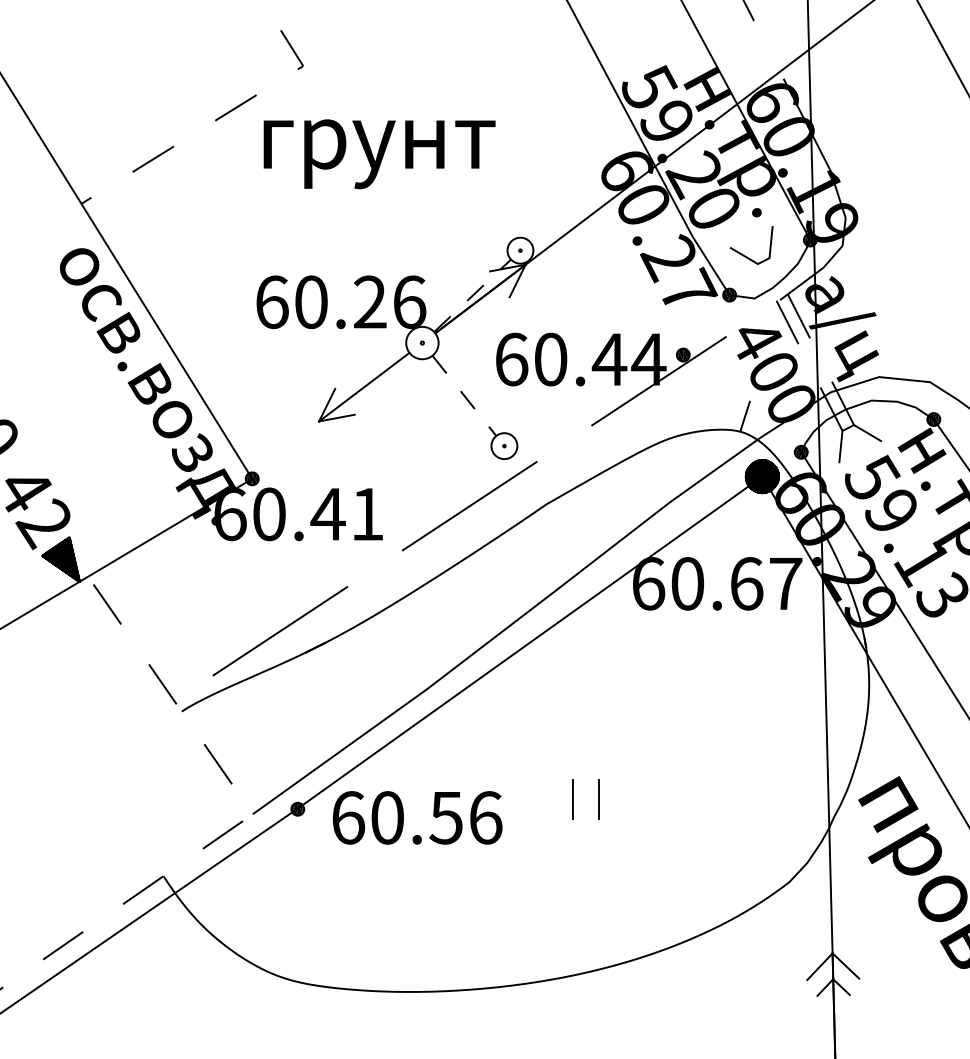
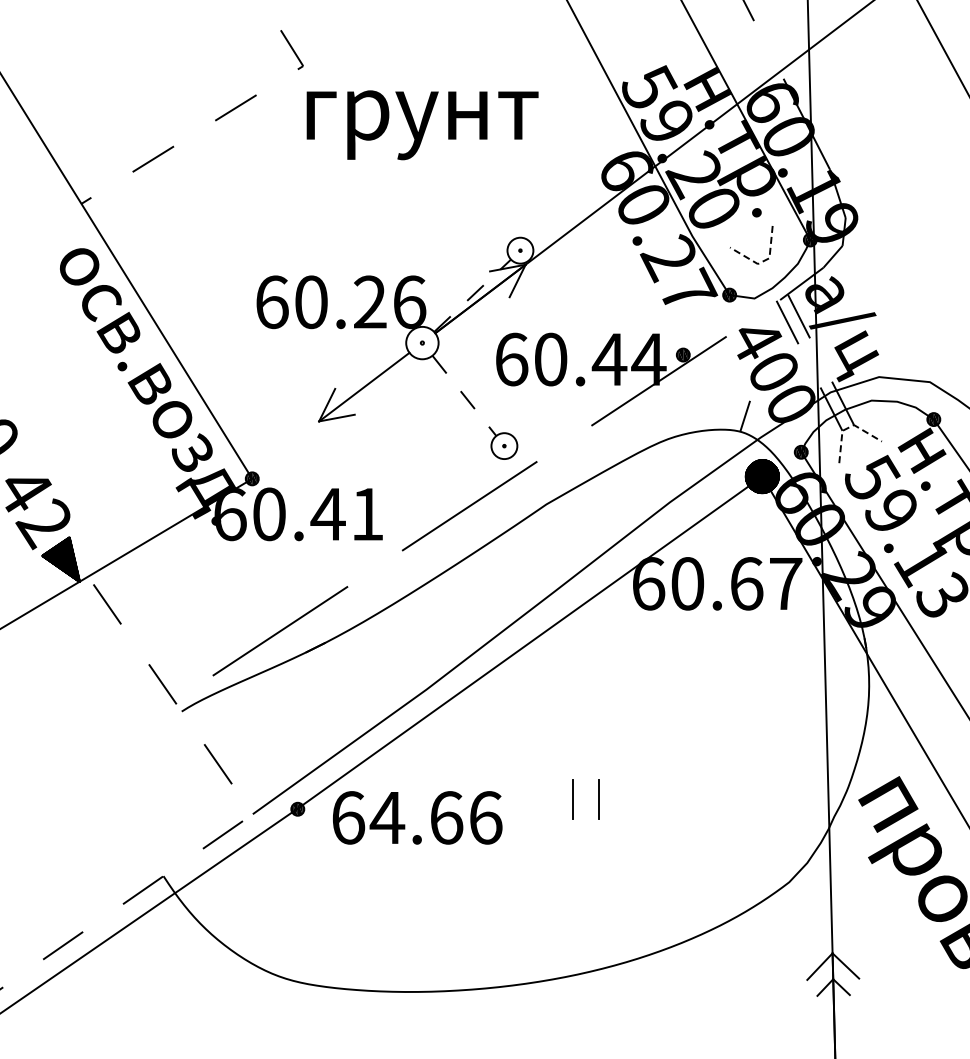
text position: (379, 154) -> (422, 125) (422, 125)
line: solid -> dashed (763, 261)
line: solid -> dashed (848, 427)
text: 60.56 -> 64.66 (416, 817)
